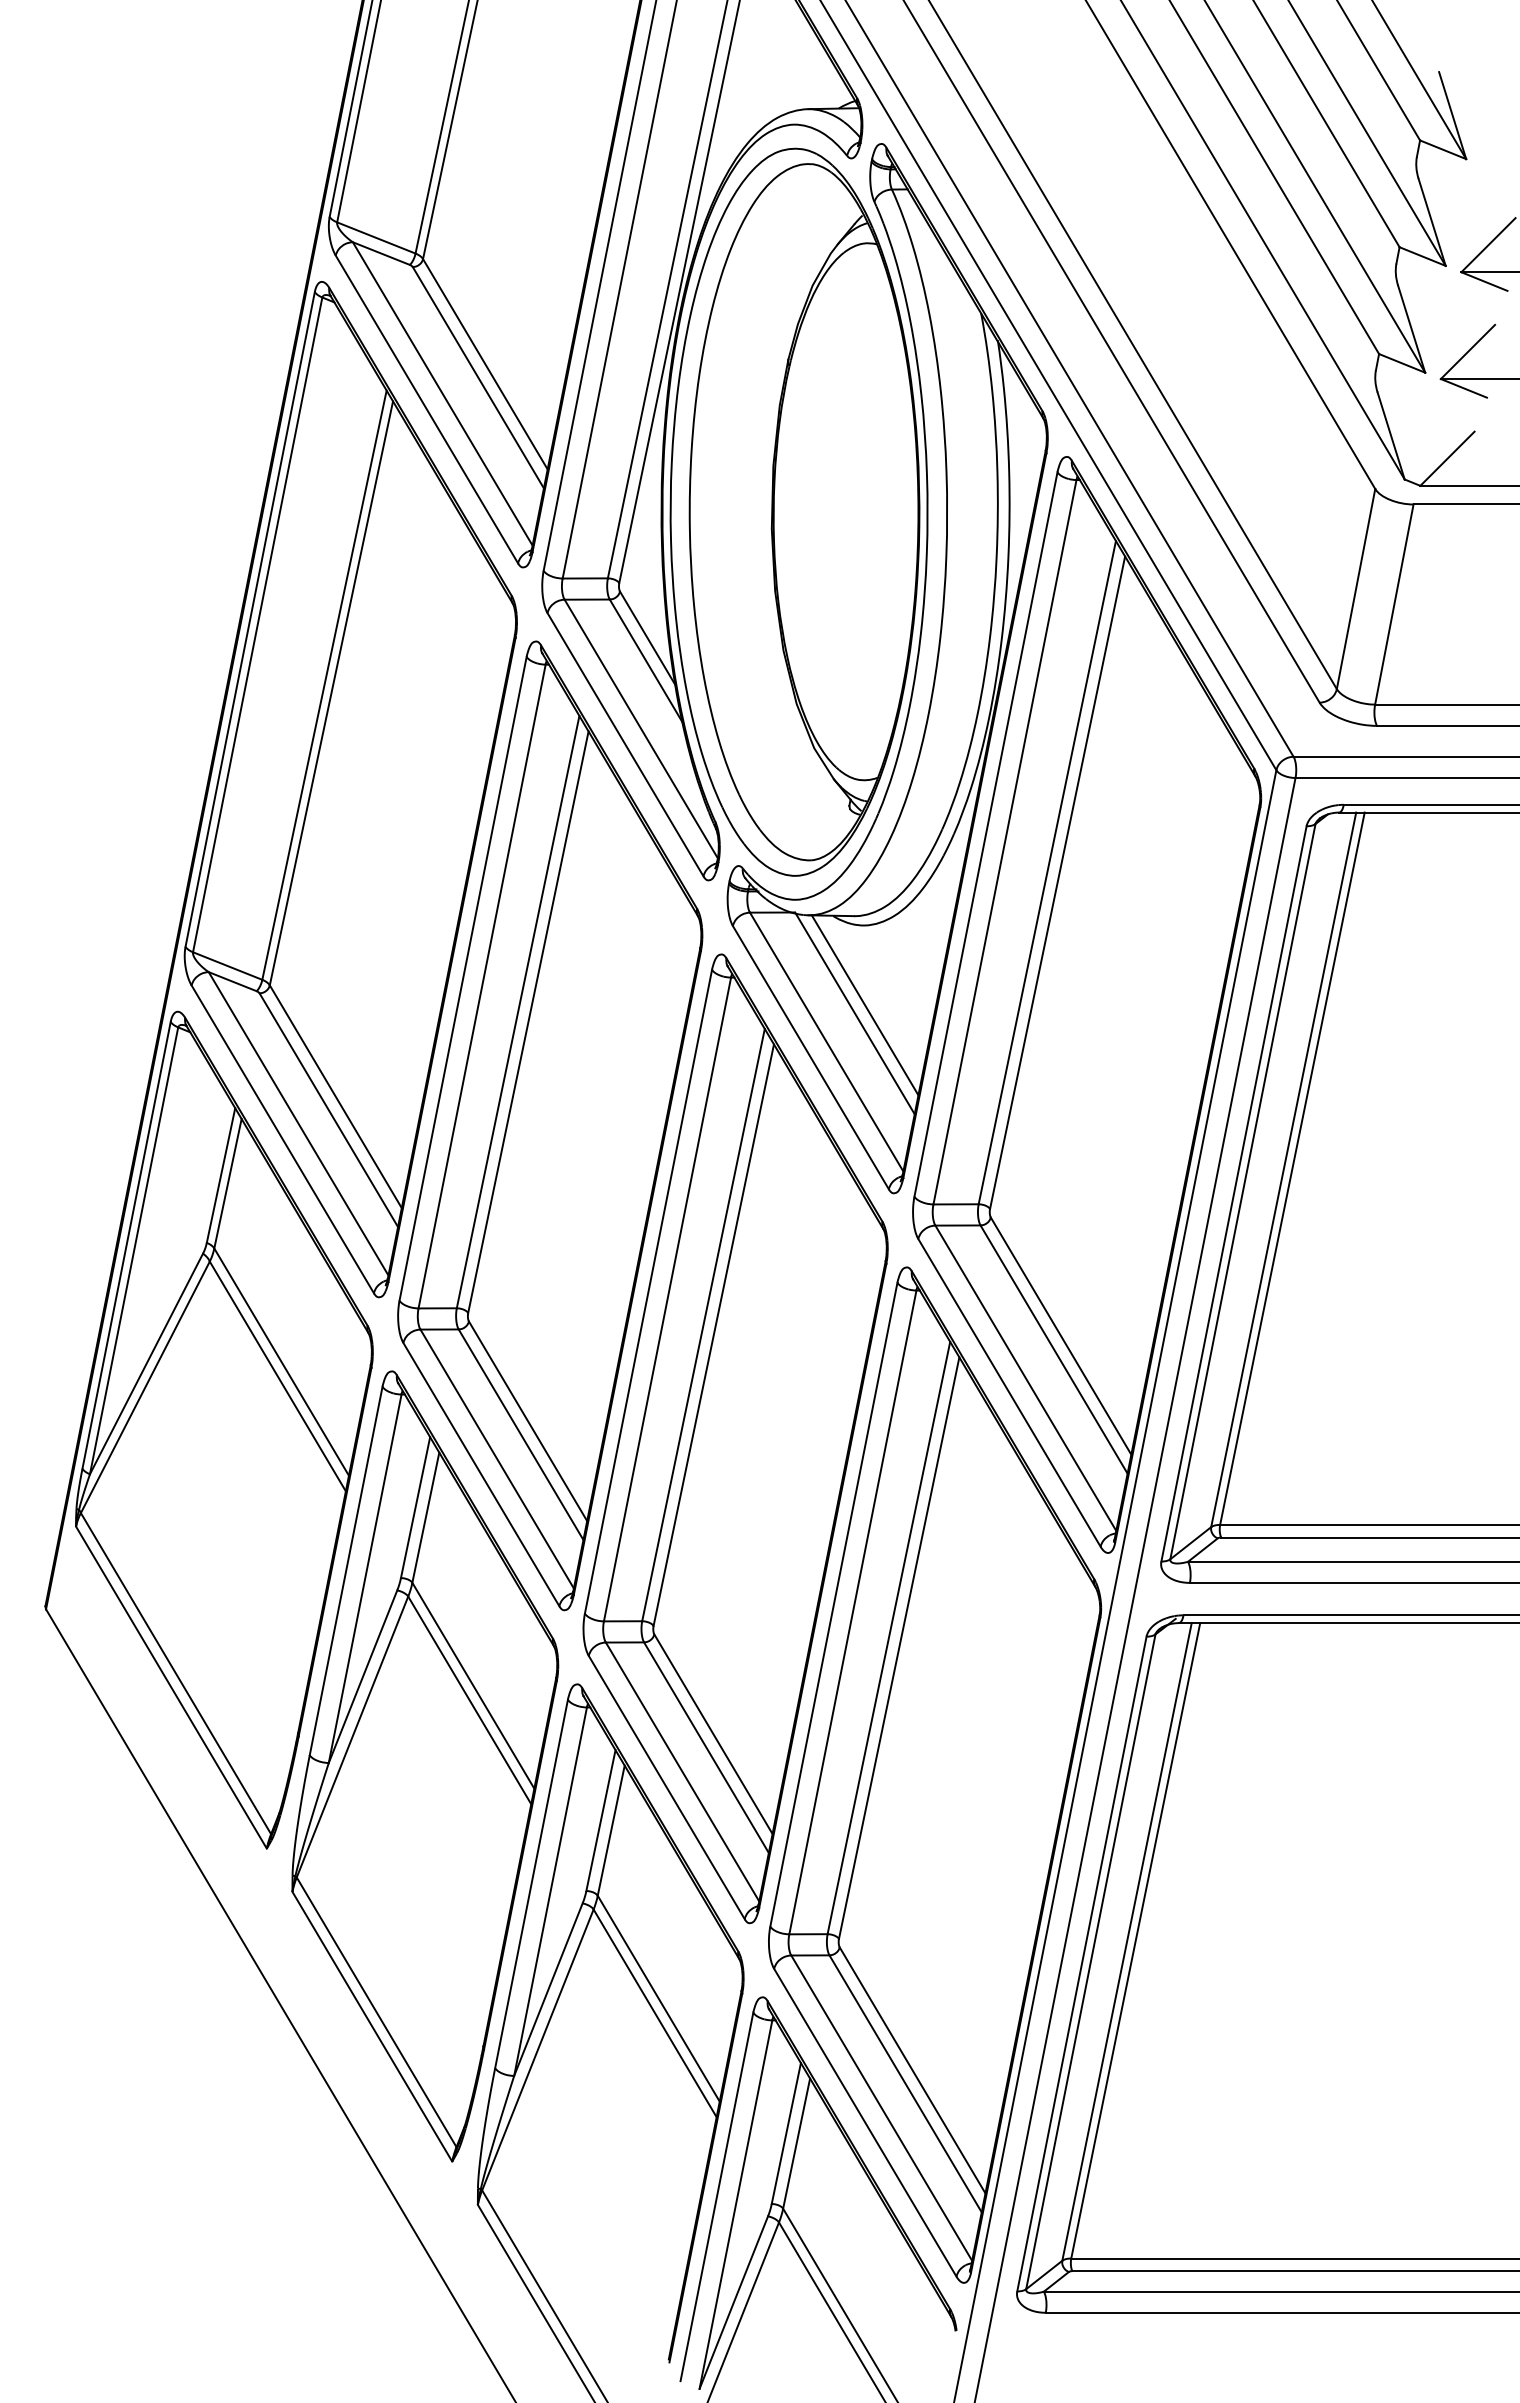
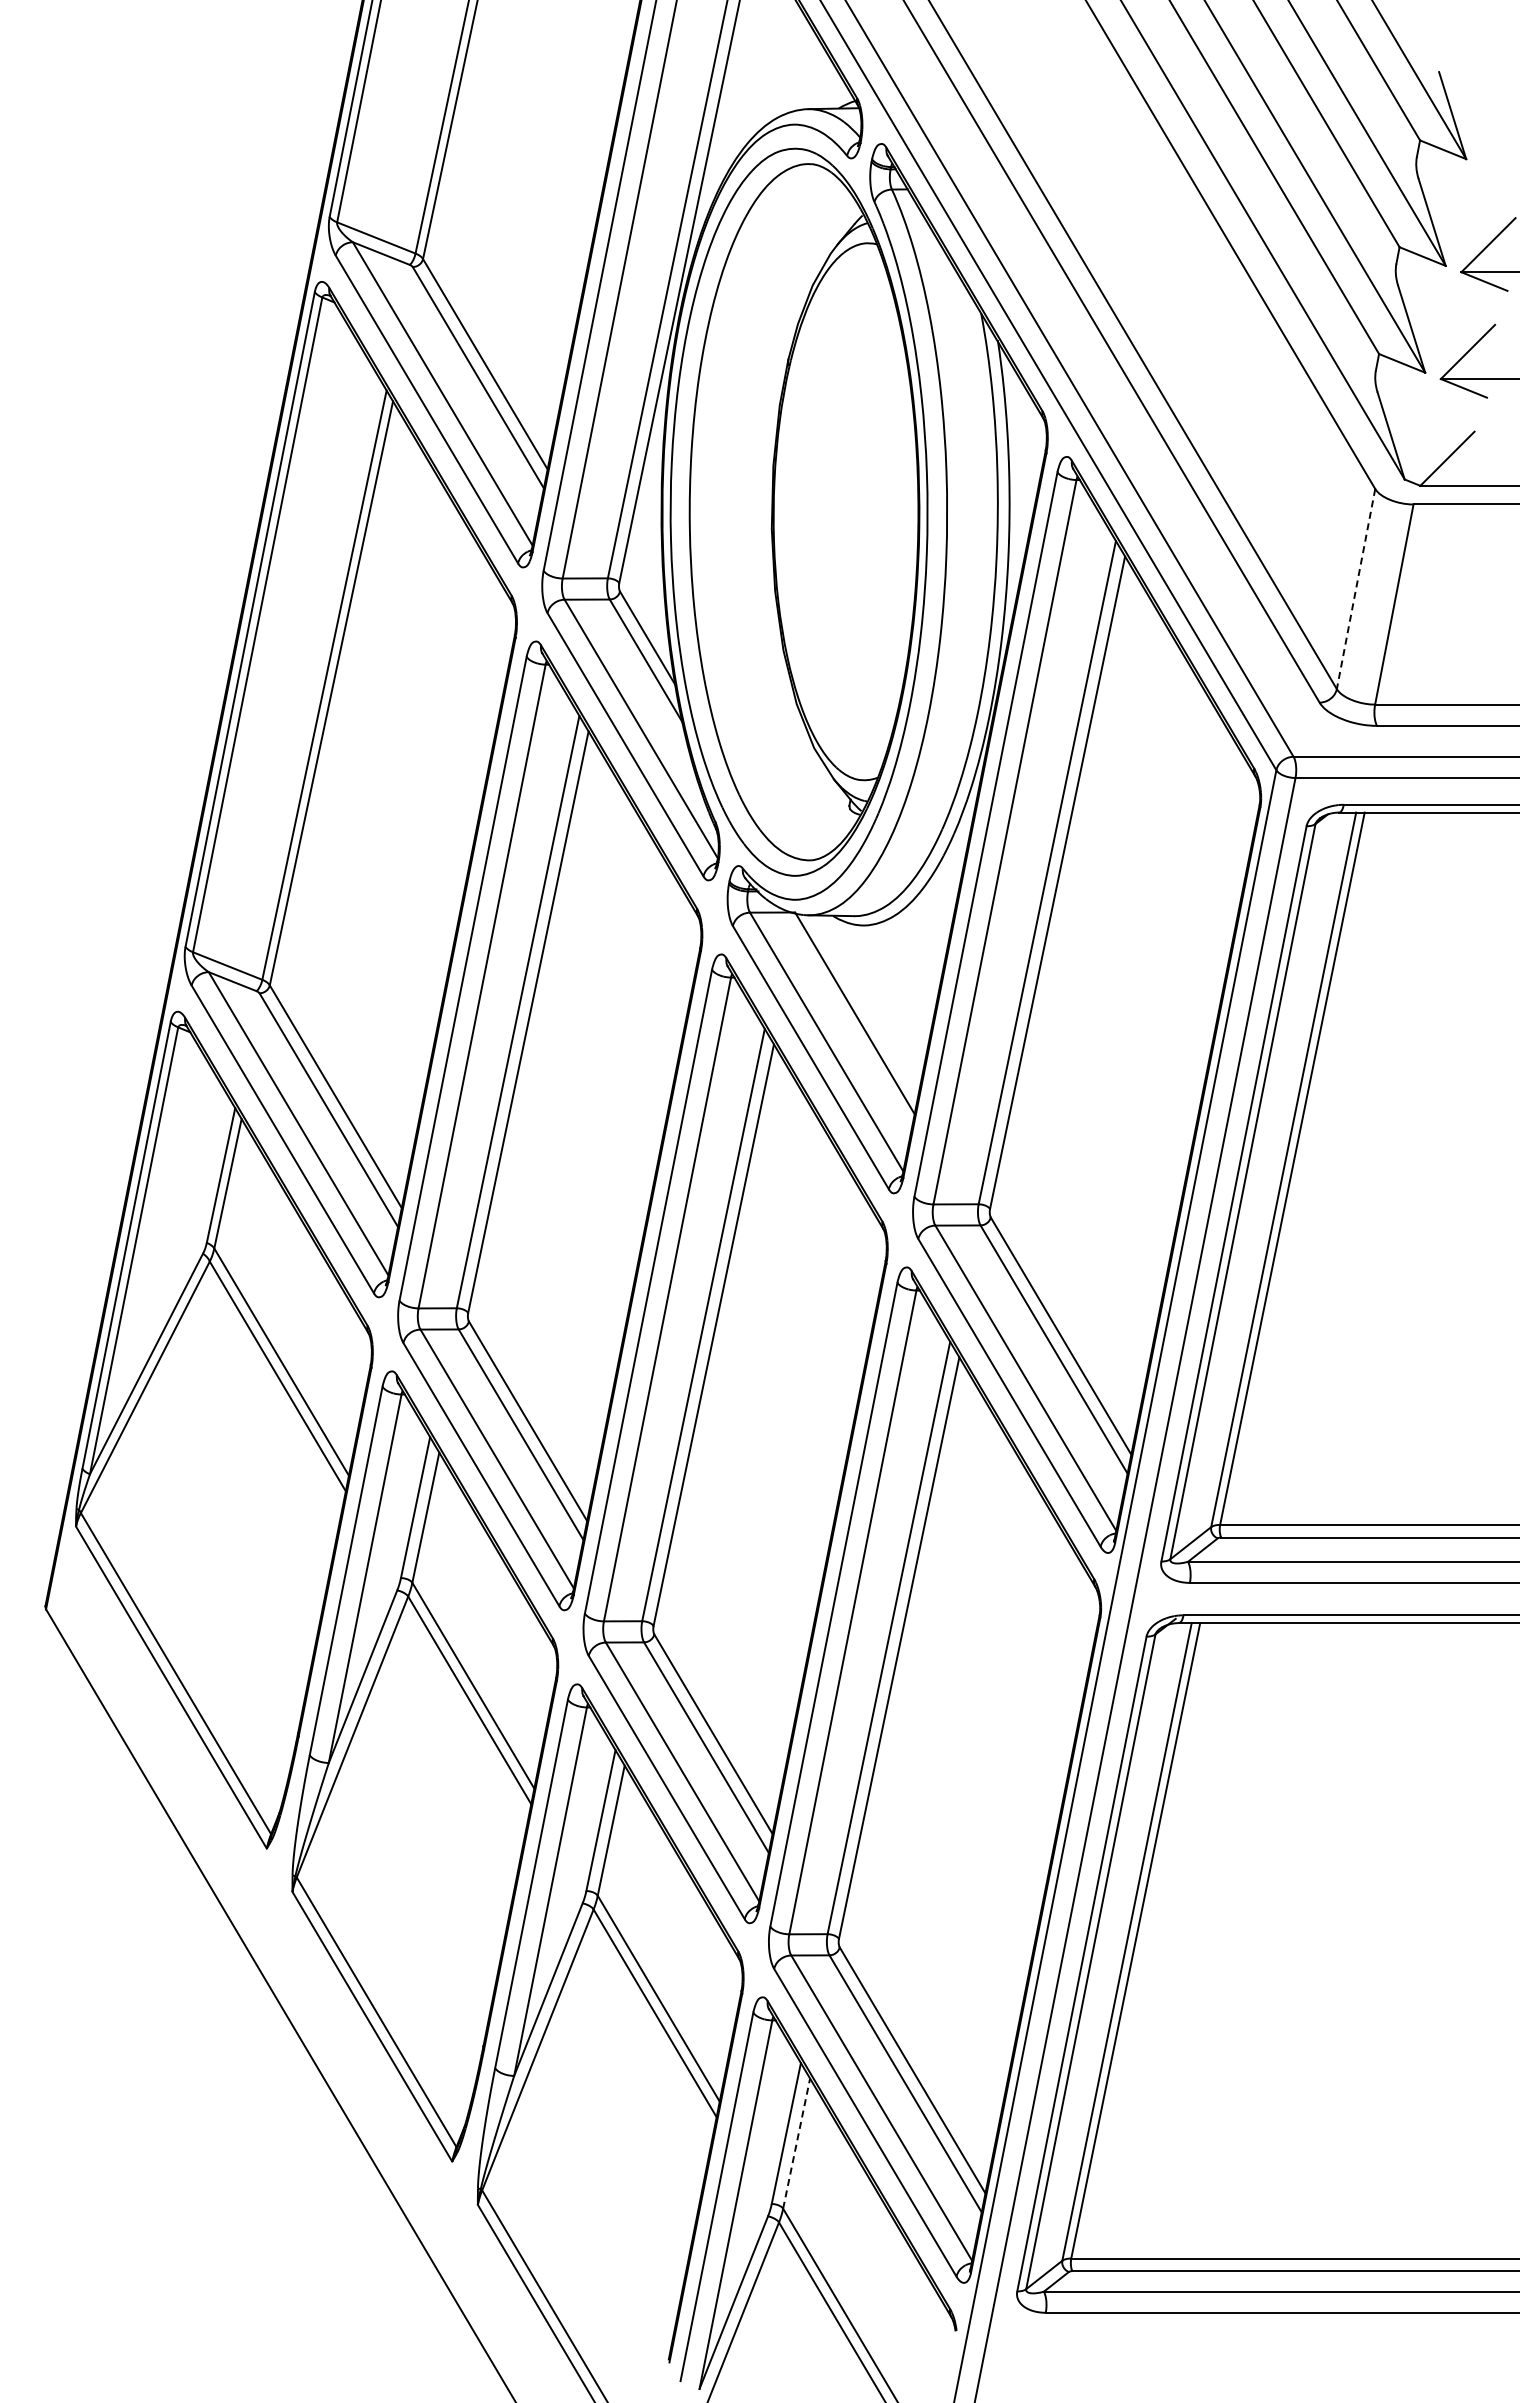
line: solid -> dashed (1356, 589)
line: present -> none (864, 1005)
line: solid -> dashed (796, 2143)
